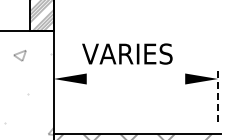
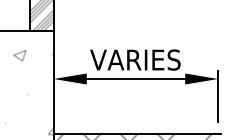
text position: (127, 53) -> (135, 59) (135, 59)
line: none -> present (135, 79)
line: dashed -> solid (218, 96)
